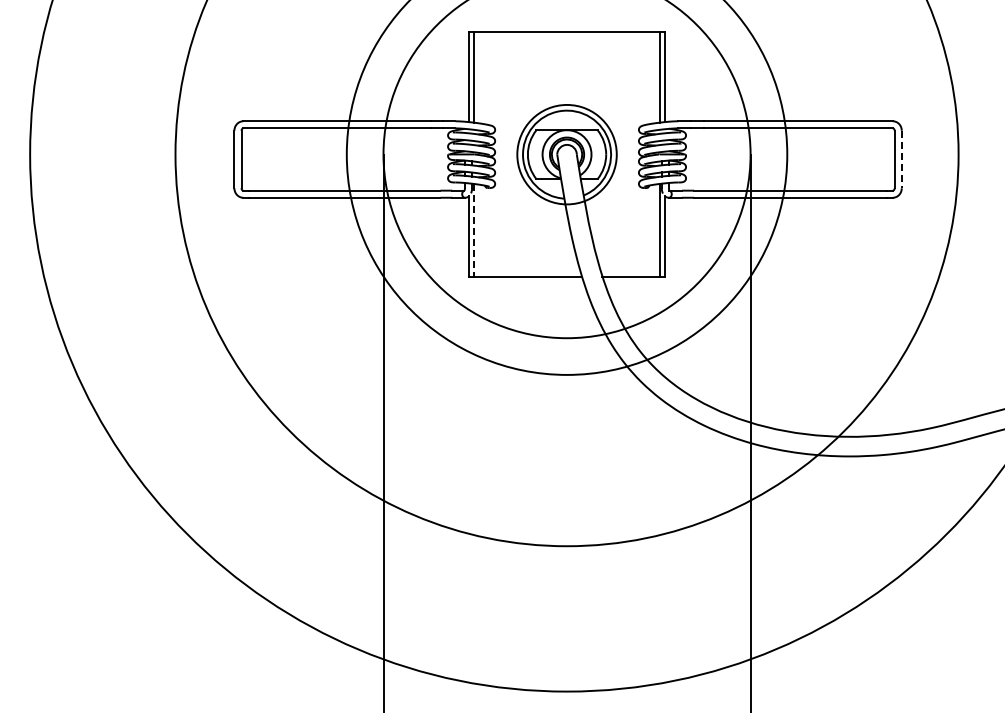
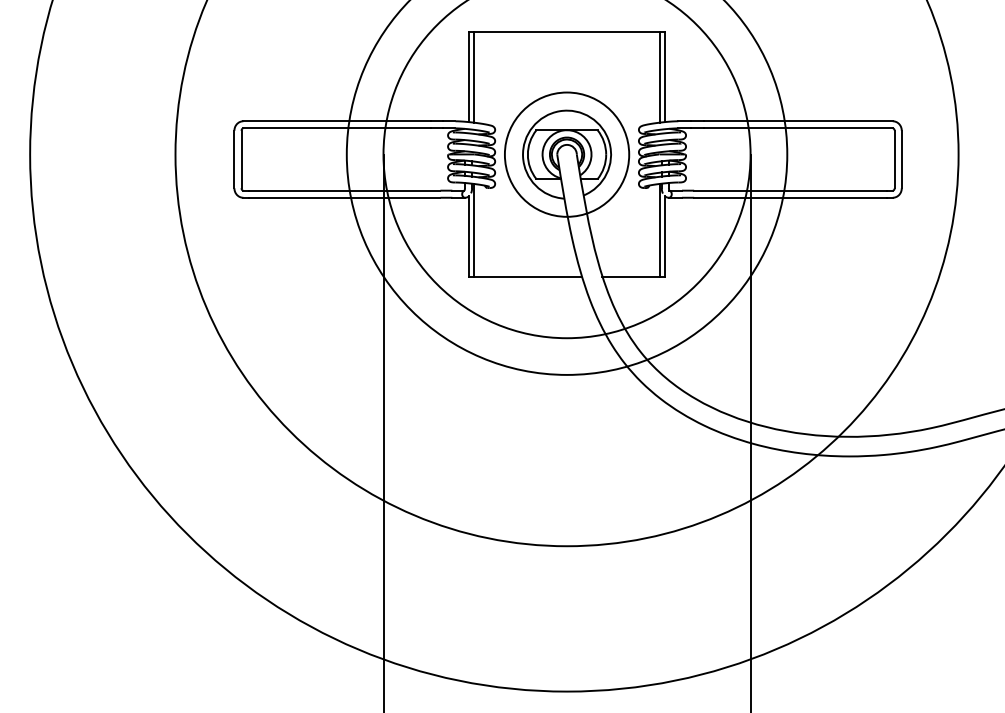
circle diameter: 99 px -> 124 px (566, 154)
line: dashed -> solid (901, 159)
line: dashed -> solid (474, 230)
